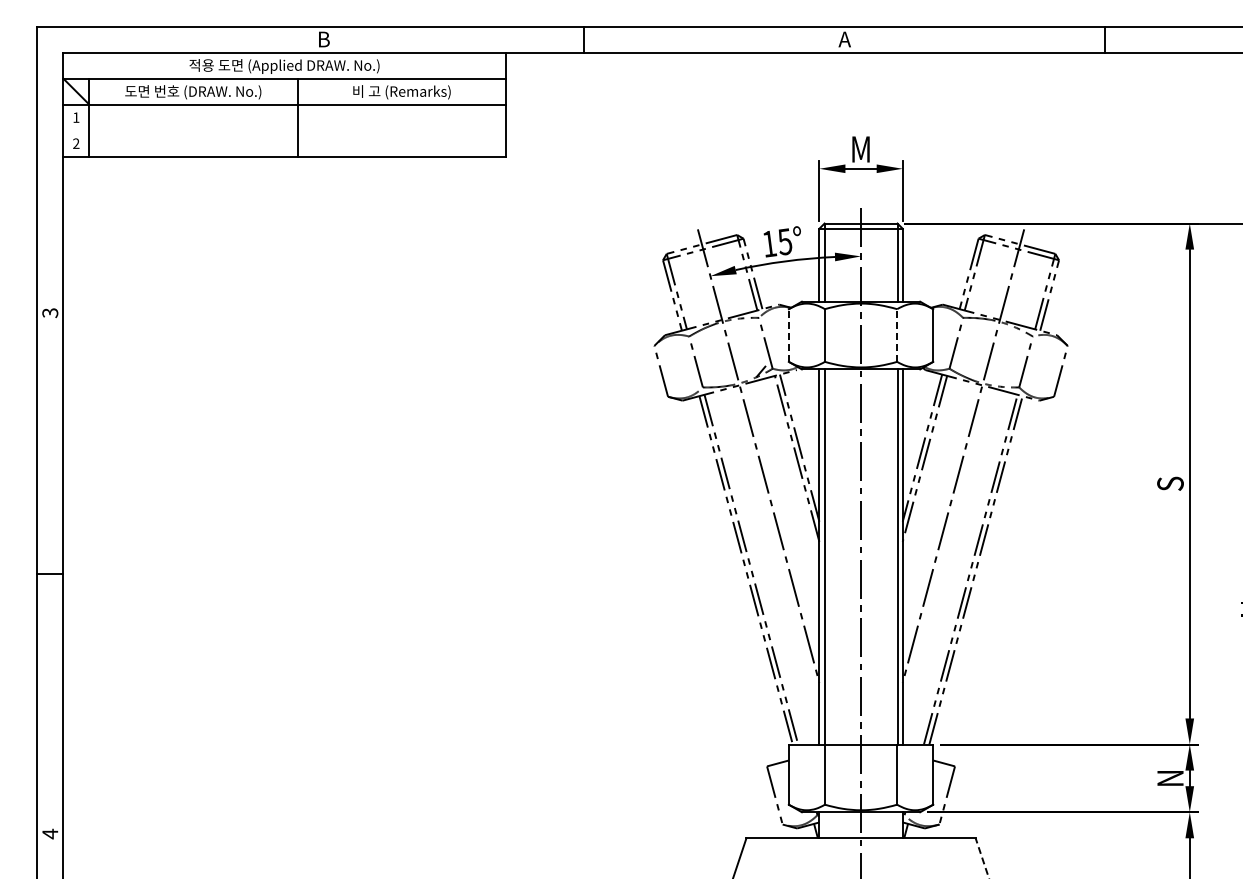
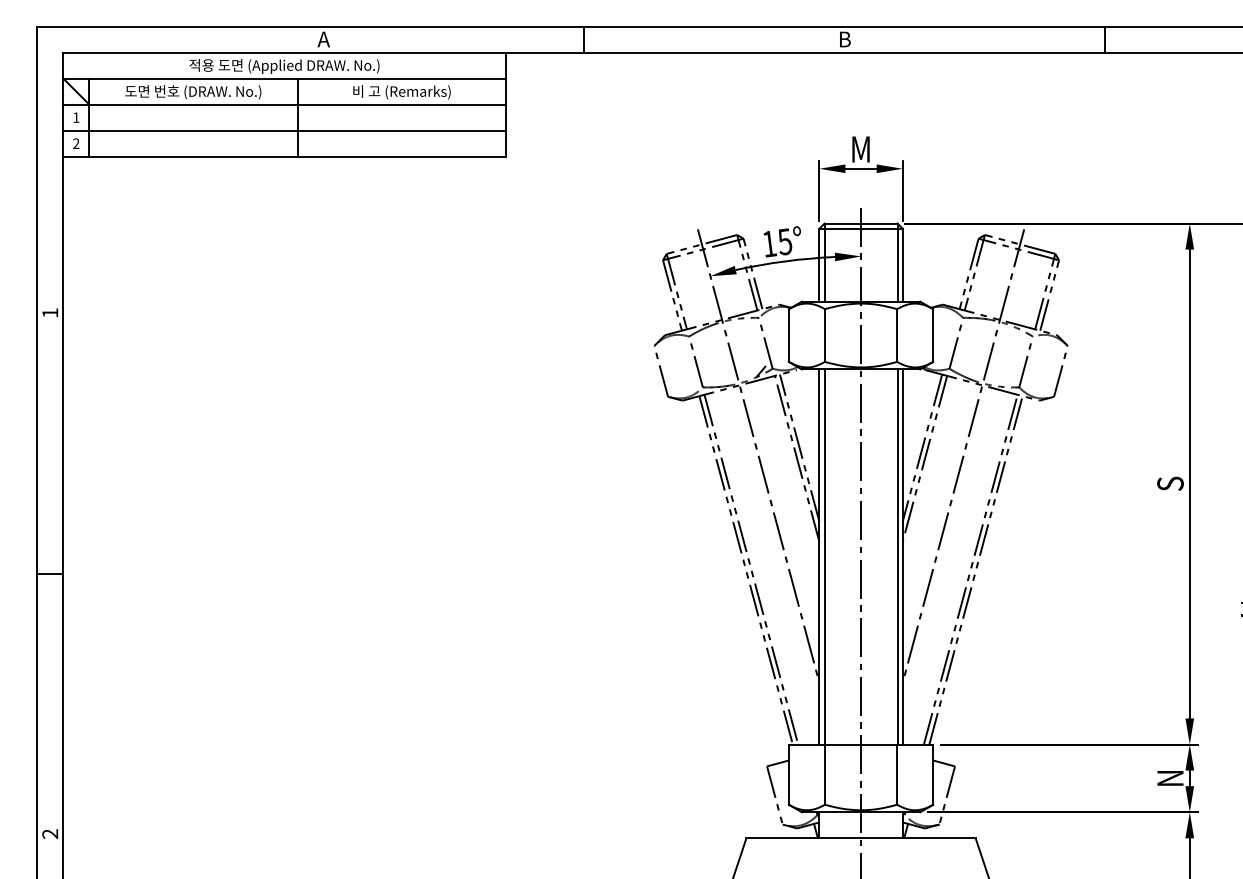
text: B -> A (323, 39)
text: A -> B (844, 39)
line: none -> present (284, 130)
text: 3 -> 1 (50, 313)
line: dashed -> solid (788, 335)
line: dashed -> solid (897, 335)
text: 4 -> 2 (50, 833)
line: dashed -> solid (982, 858)
